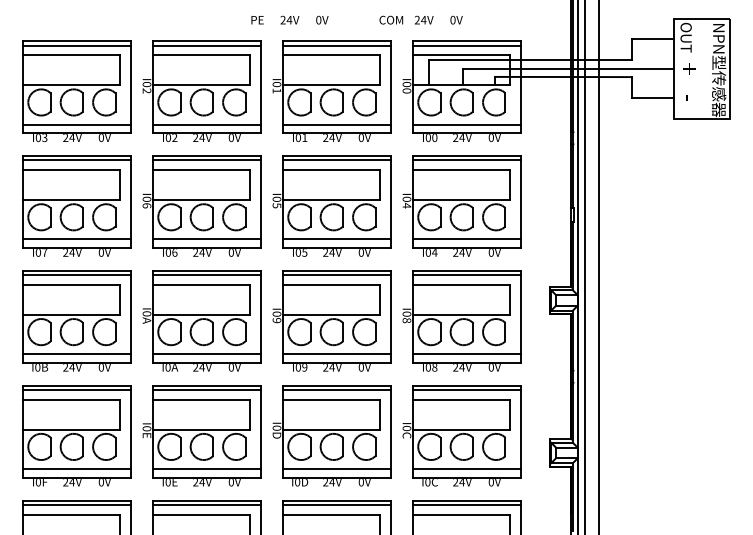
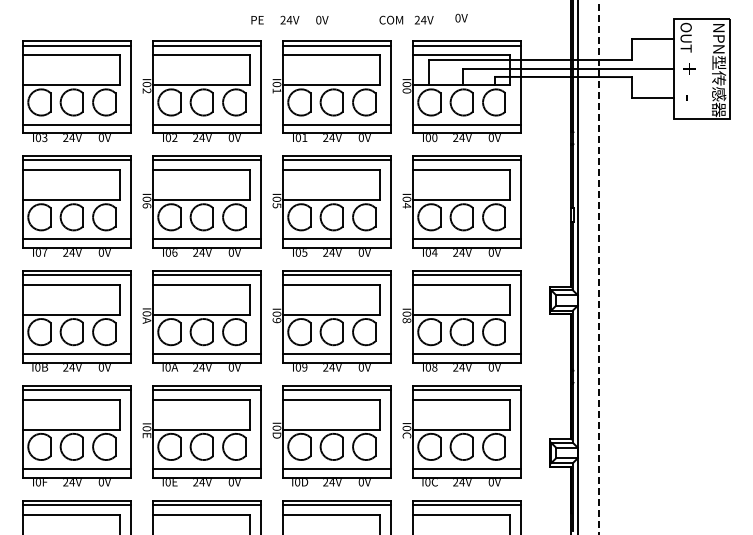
text position: (456, 19) -> (461, 17) (461, 17)
line: present -> none (585, 266)
line: solid -> dashed (599, 267)
